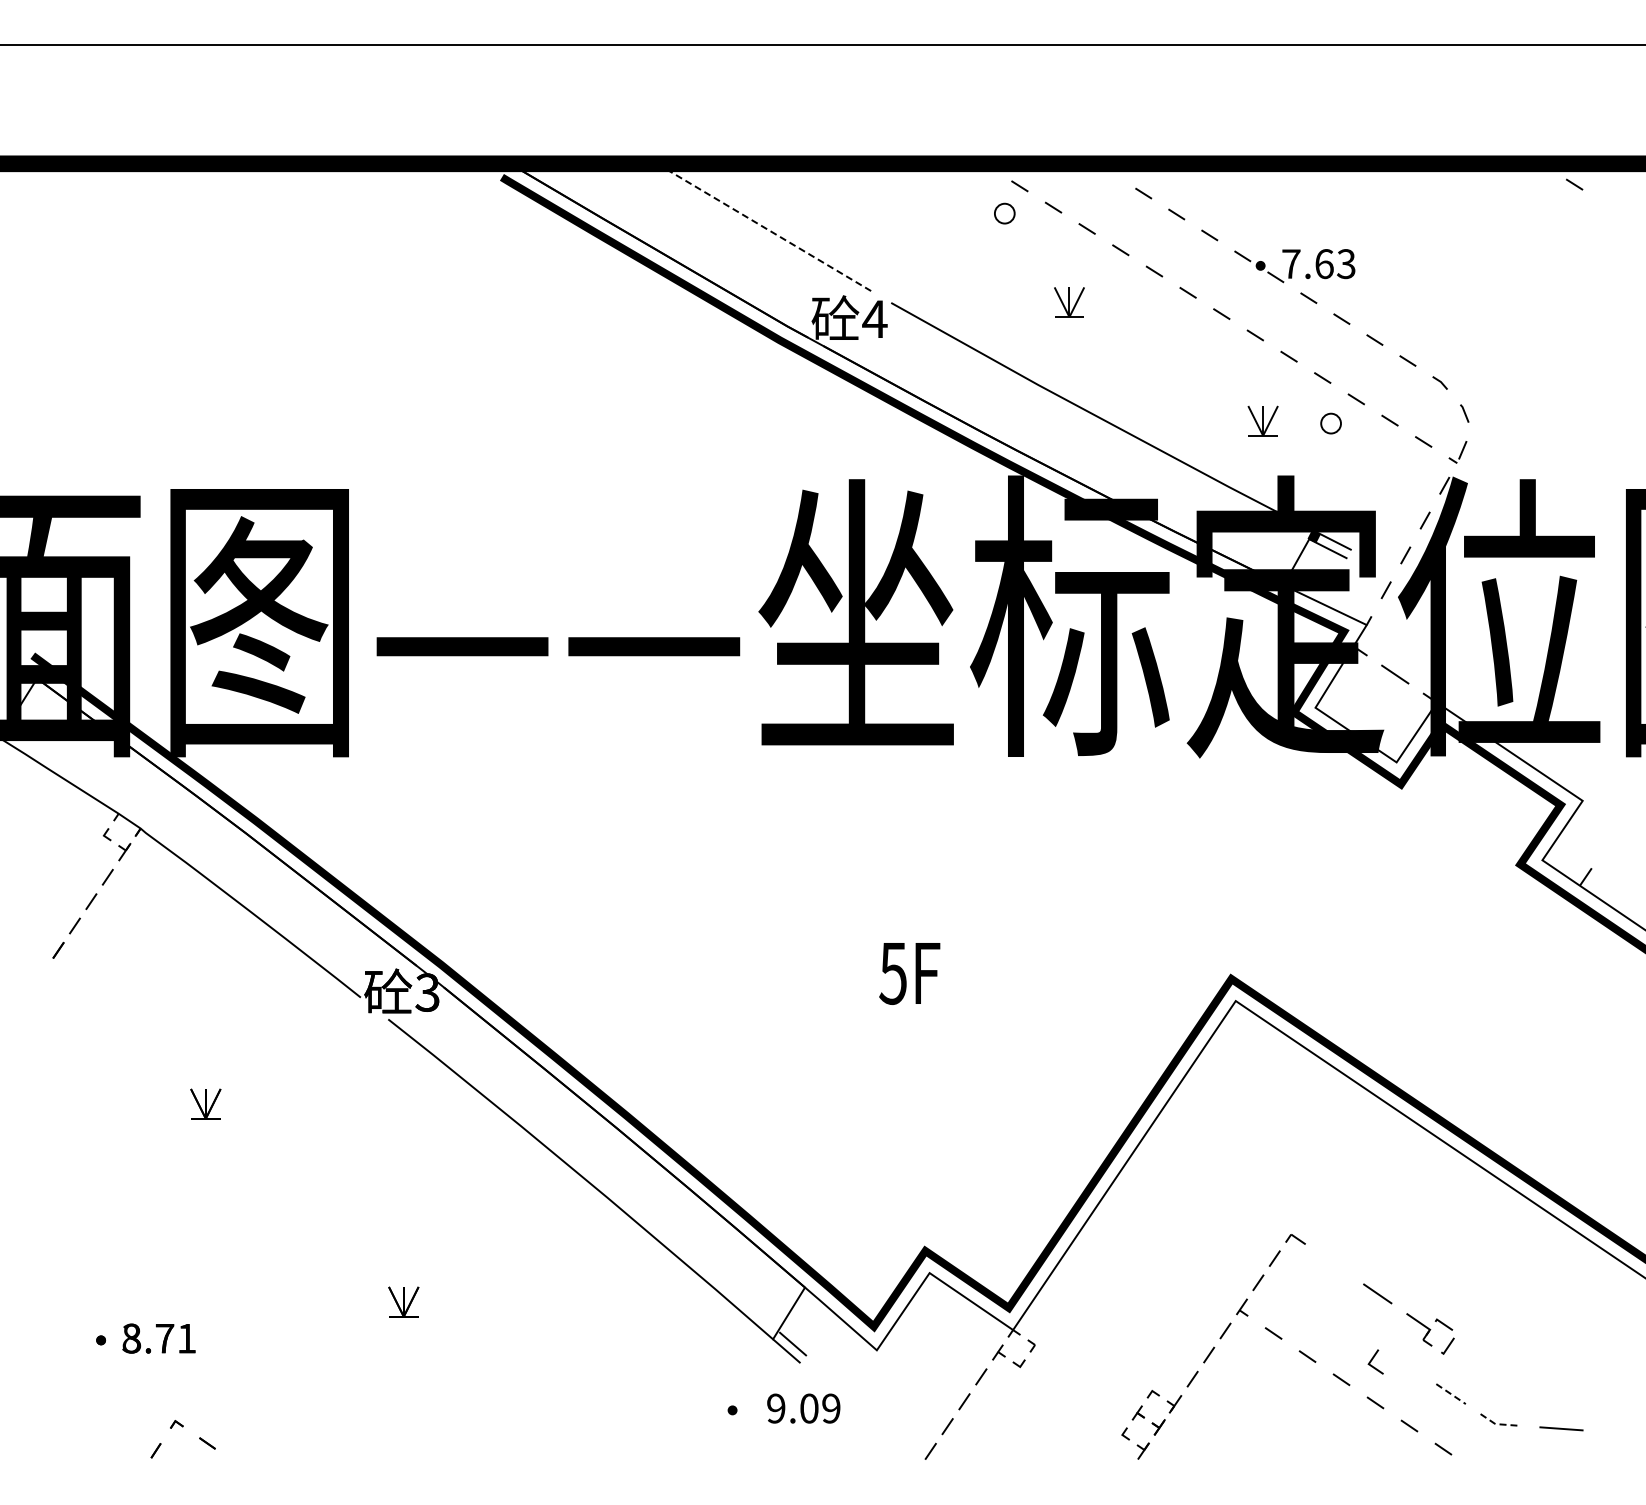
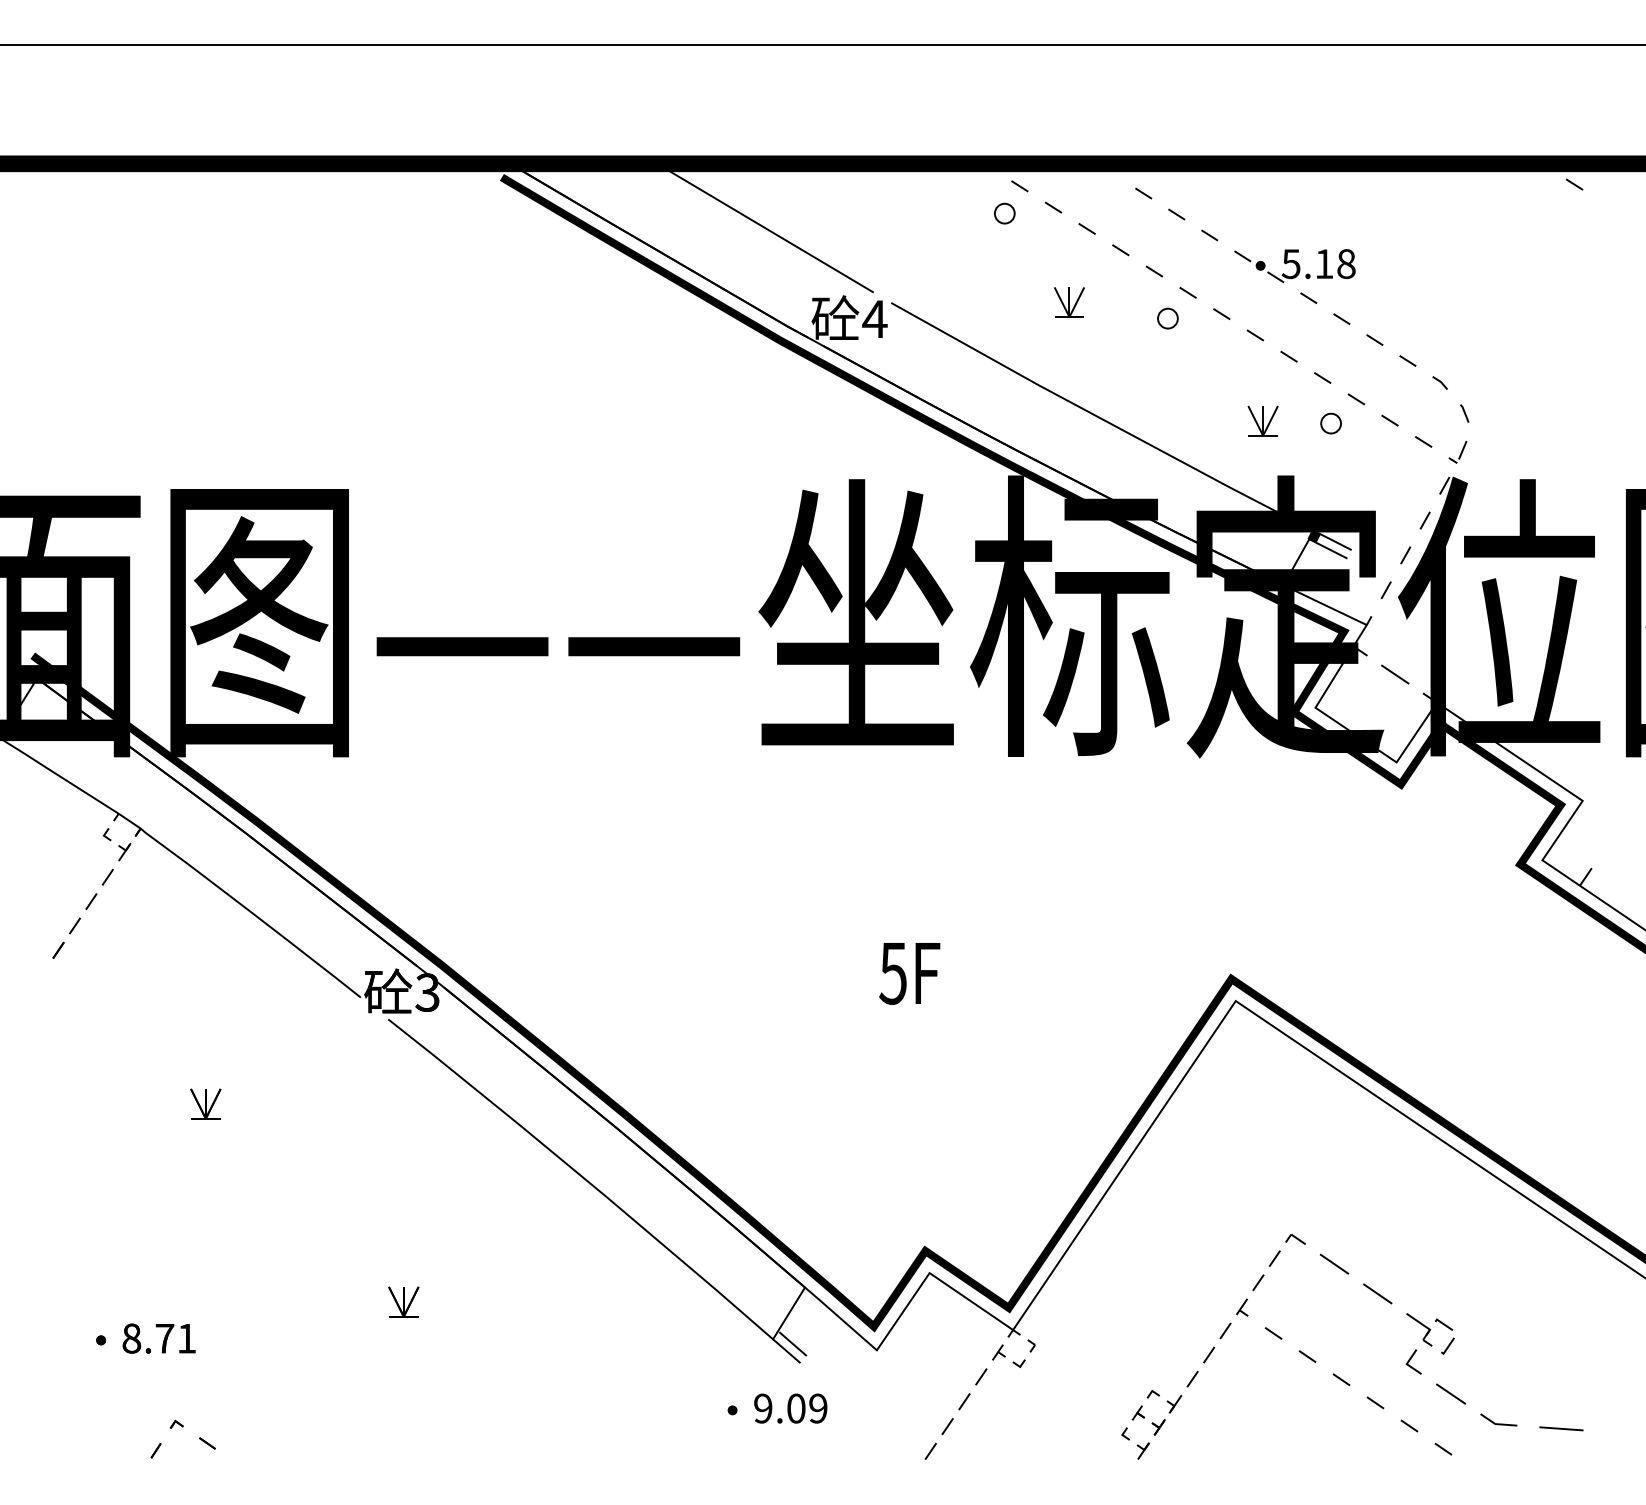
line: dashed -> solid (765, 228)
text: 7.63 -> 5.18 (1318, 264)
part: none -> present (1167, 318)
line: none -> present (1334, 1263)
text: 3.71 -> 8.71 (131, 1338)
line position: (1373, 1359) -> (1411, 1359) (1411, 1359)
line: dashed -> solid (1451, 1394)
text position: (803, 1408) -> (790, 1408) (790, 1408)
line: dashed -> solid (1497, 1424)
